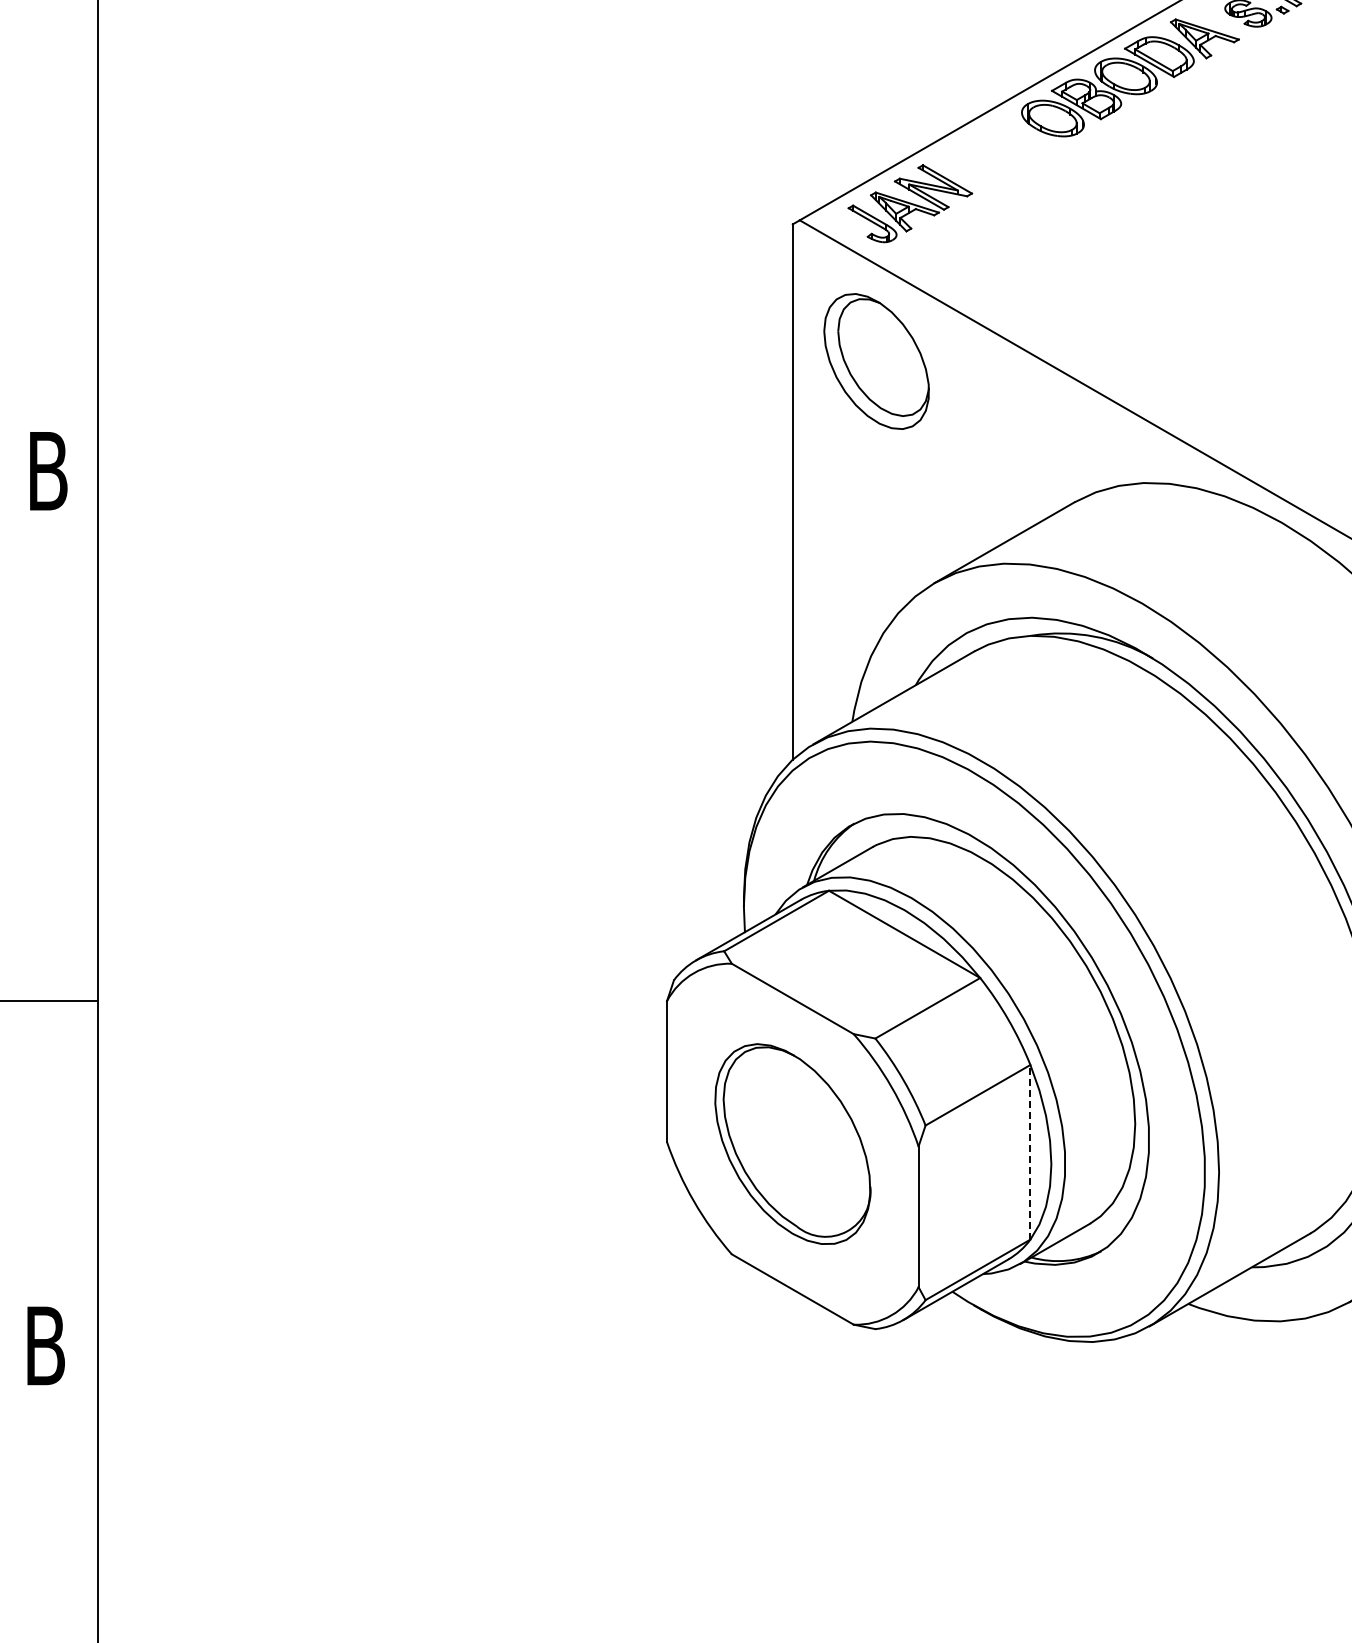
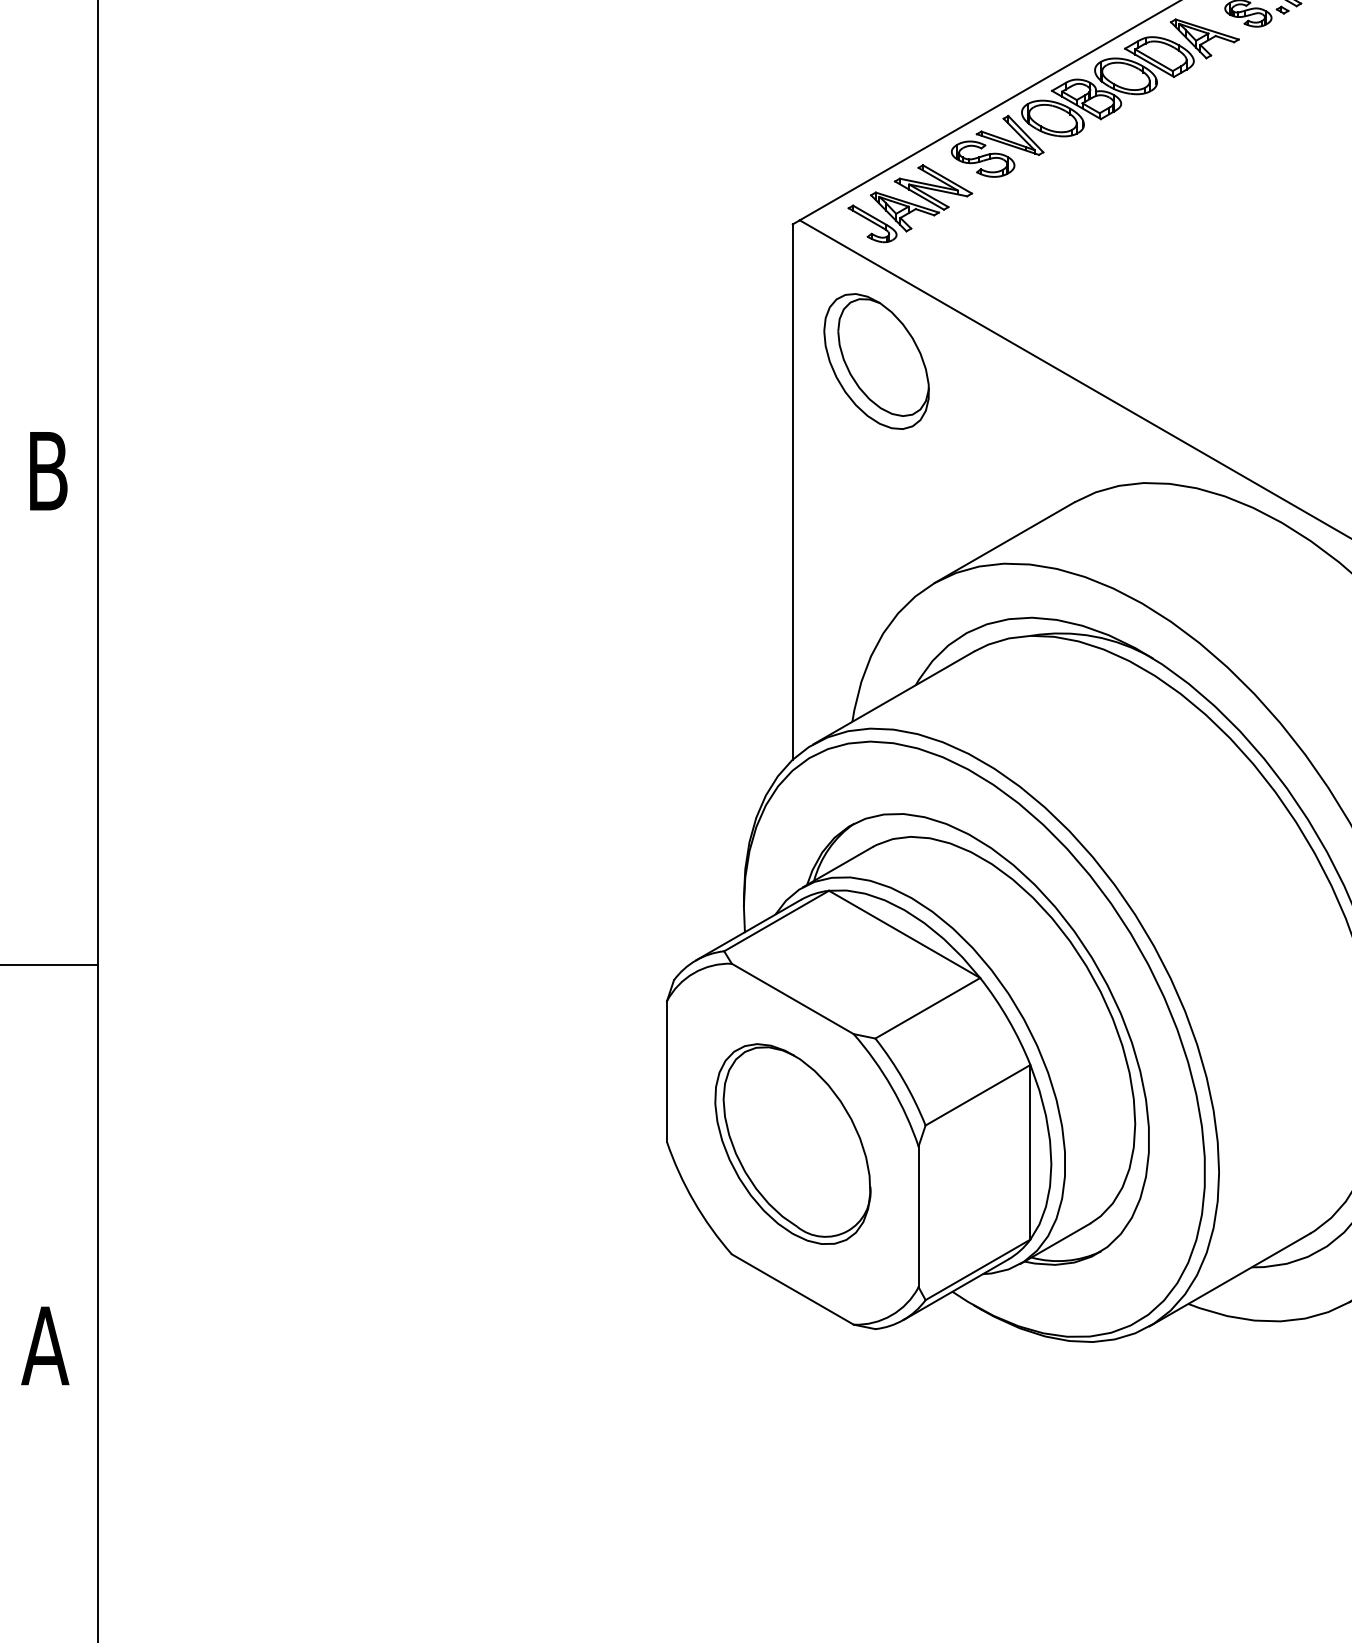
part: none -> present (997, 145)
line position: (49, 1001) -> (49, 965) (49, 965)
line: dashed -> solid (1030, 1151)
text: B -> A (45, 1345)
